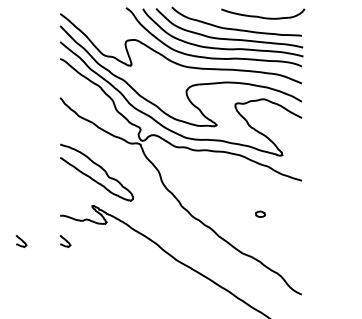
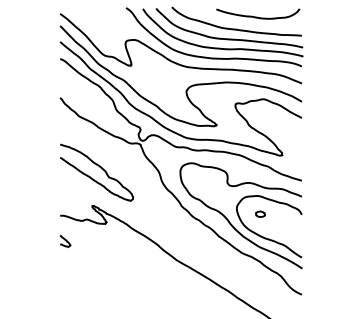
curve position: (262, 16) -> (257, 16) (257, 16)
part: none -> present (240, 215)
curve: present -> none (21, 241)
